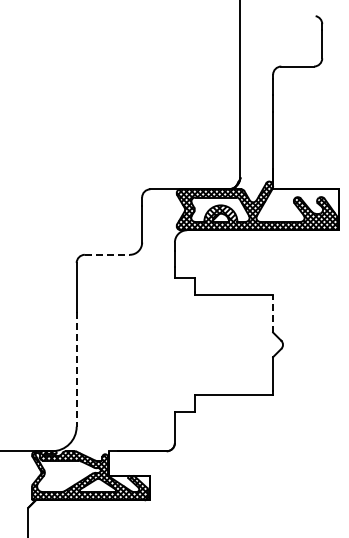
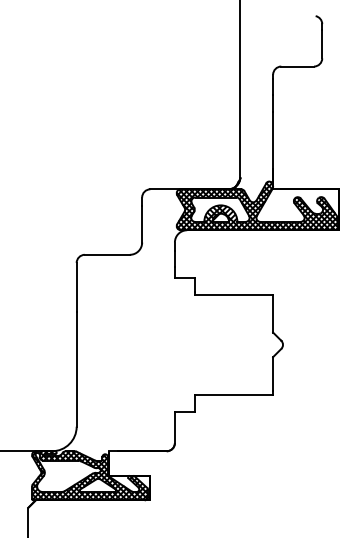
line: dashed -> solid (107, 254)
line: dashed -> solid (273, 313)
line: dashed -> solid (76, 369)
